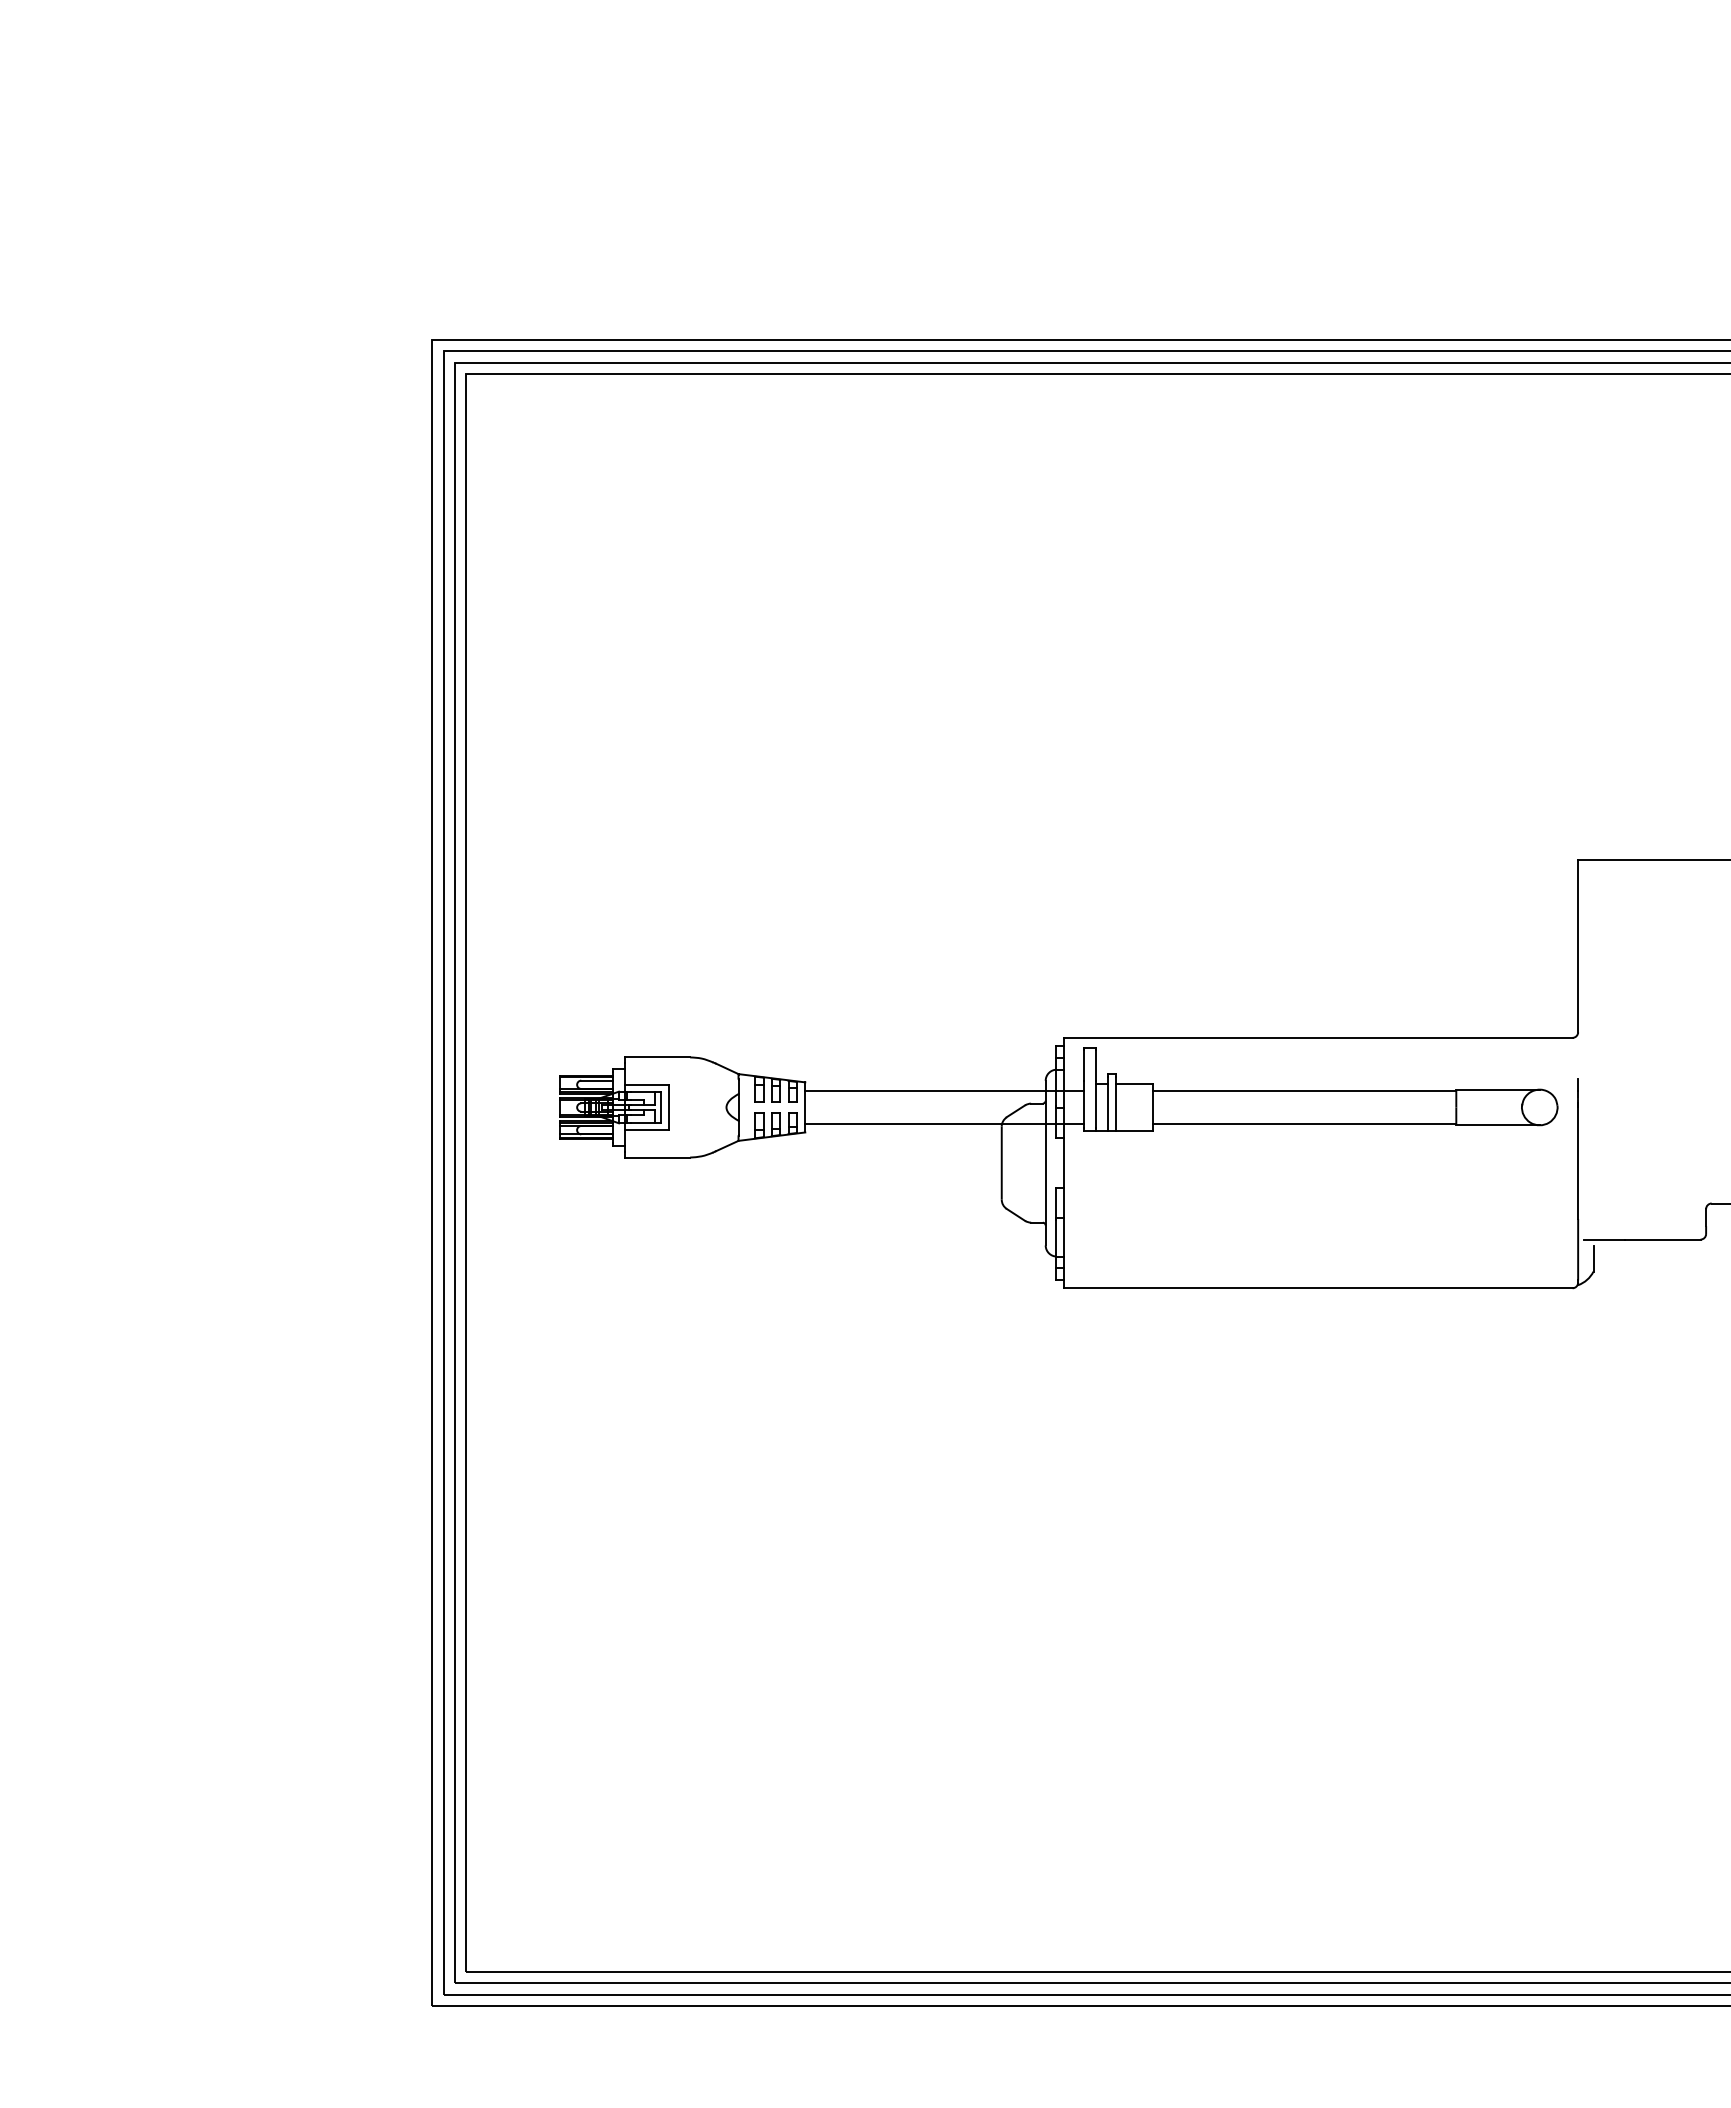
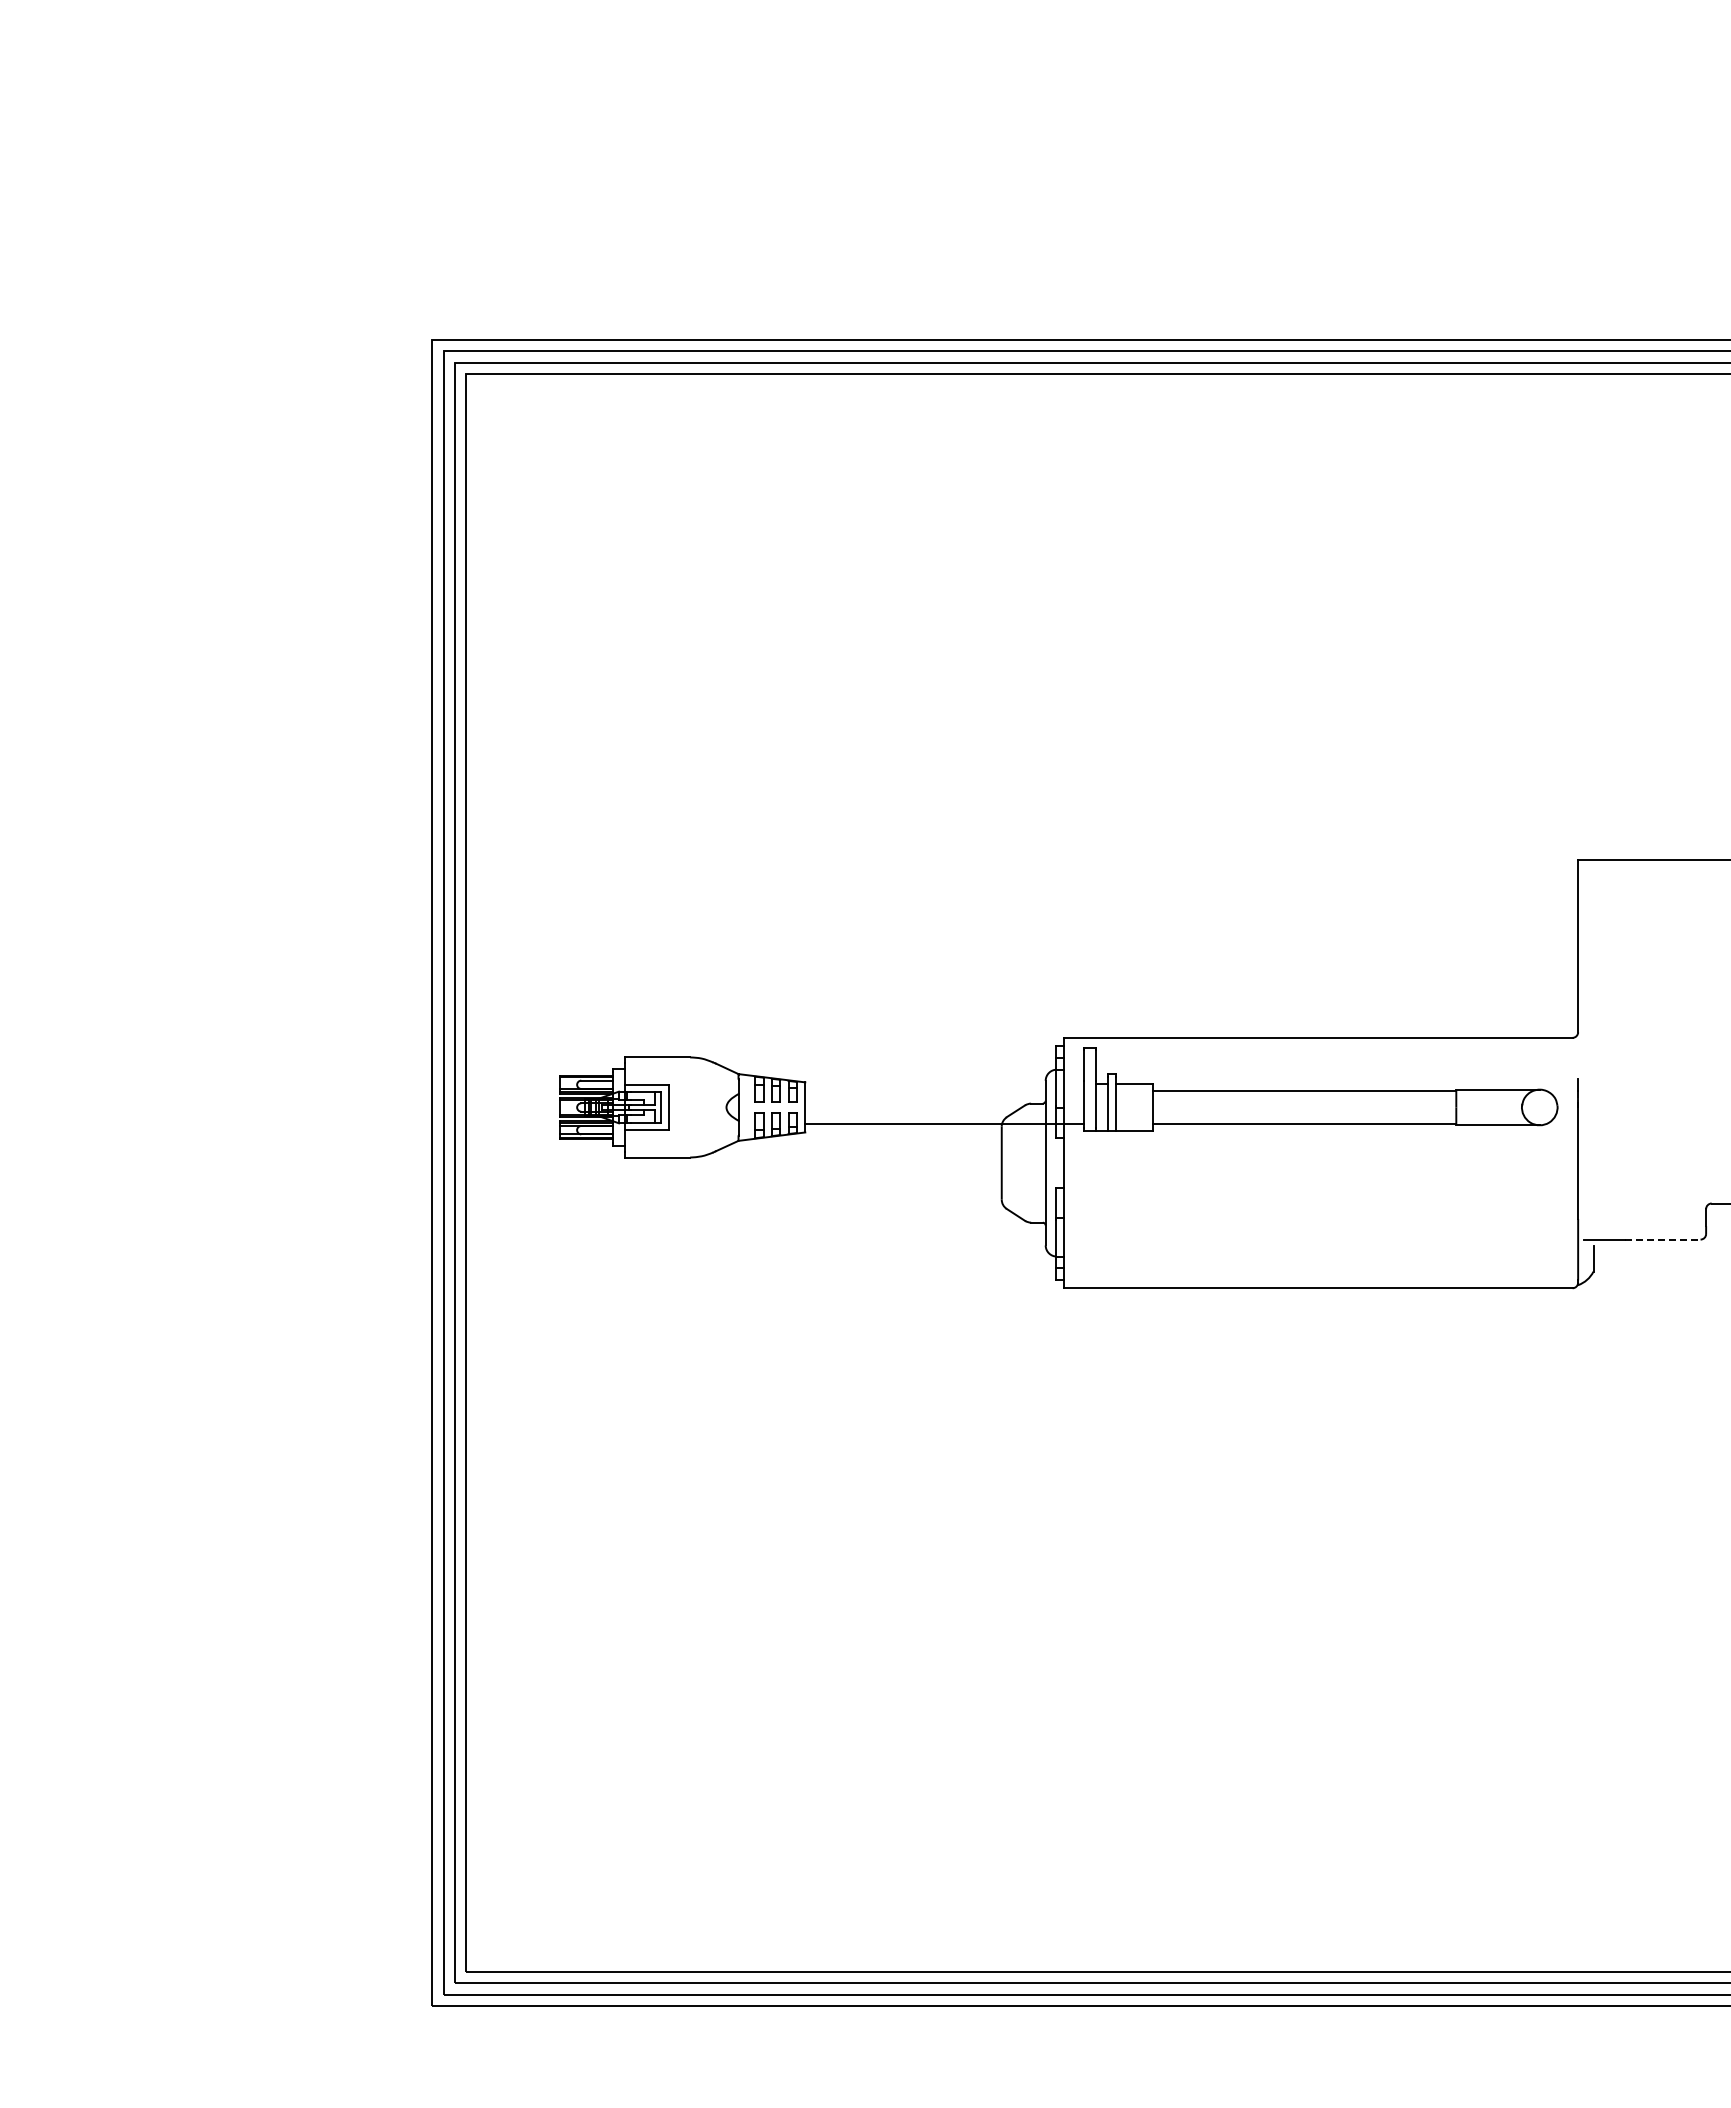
line: present -> none (944, 1090)
line: solid -> dashed (1662, 1239)
